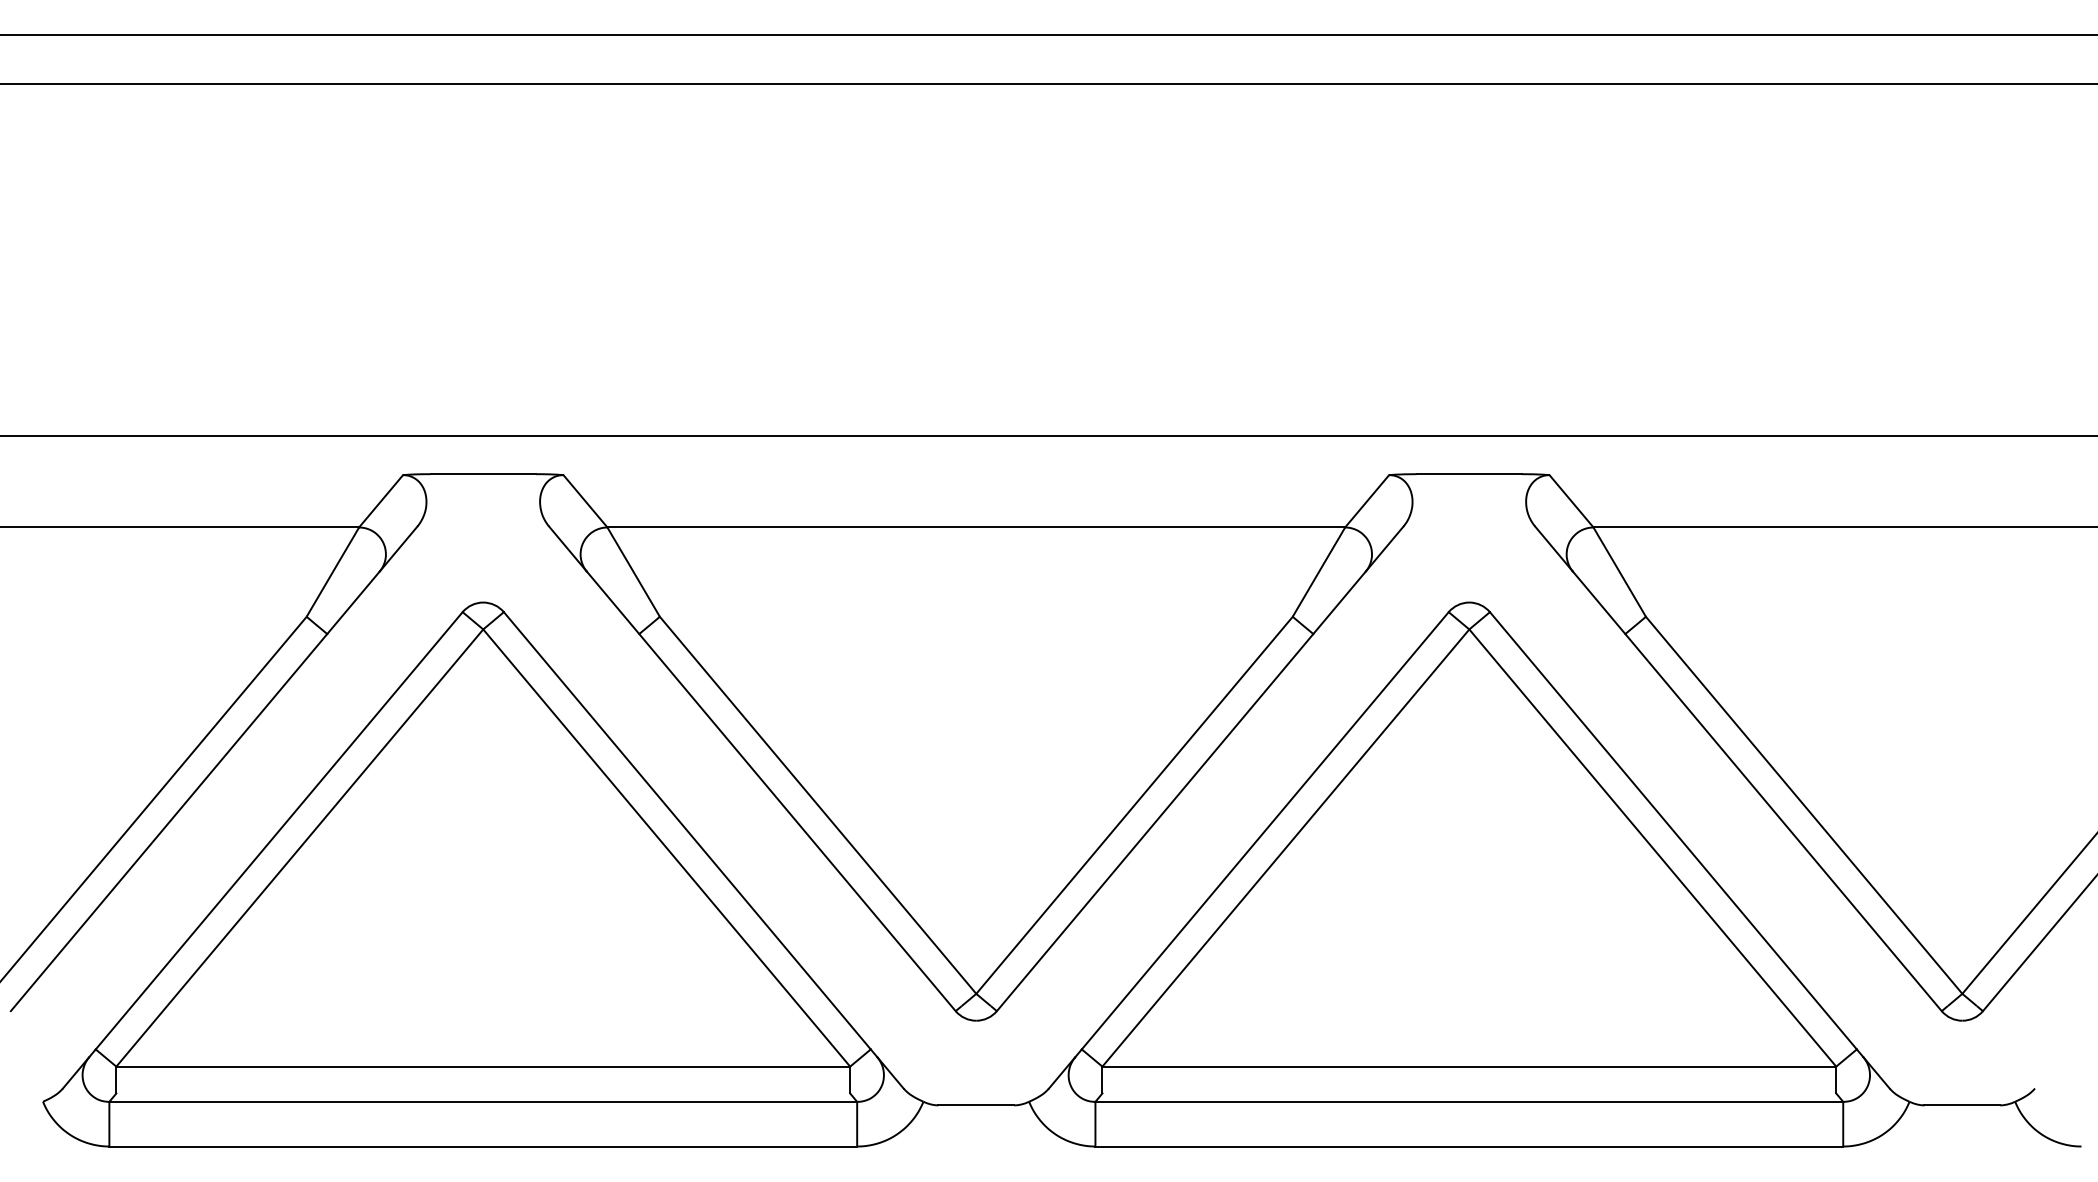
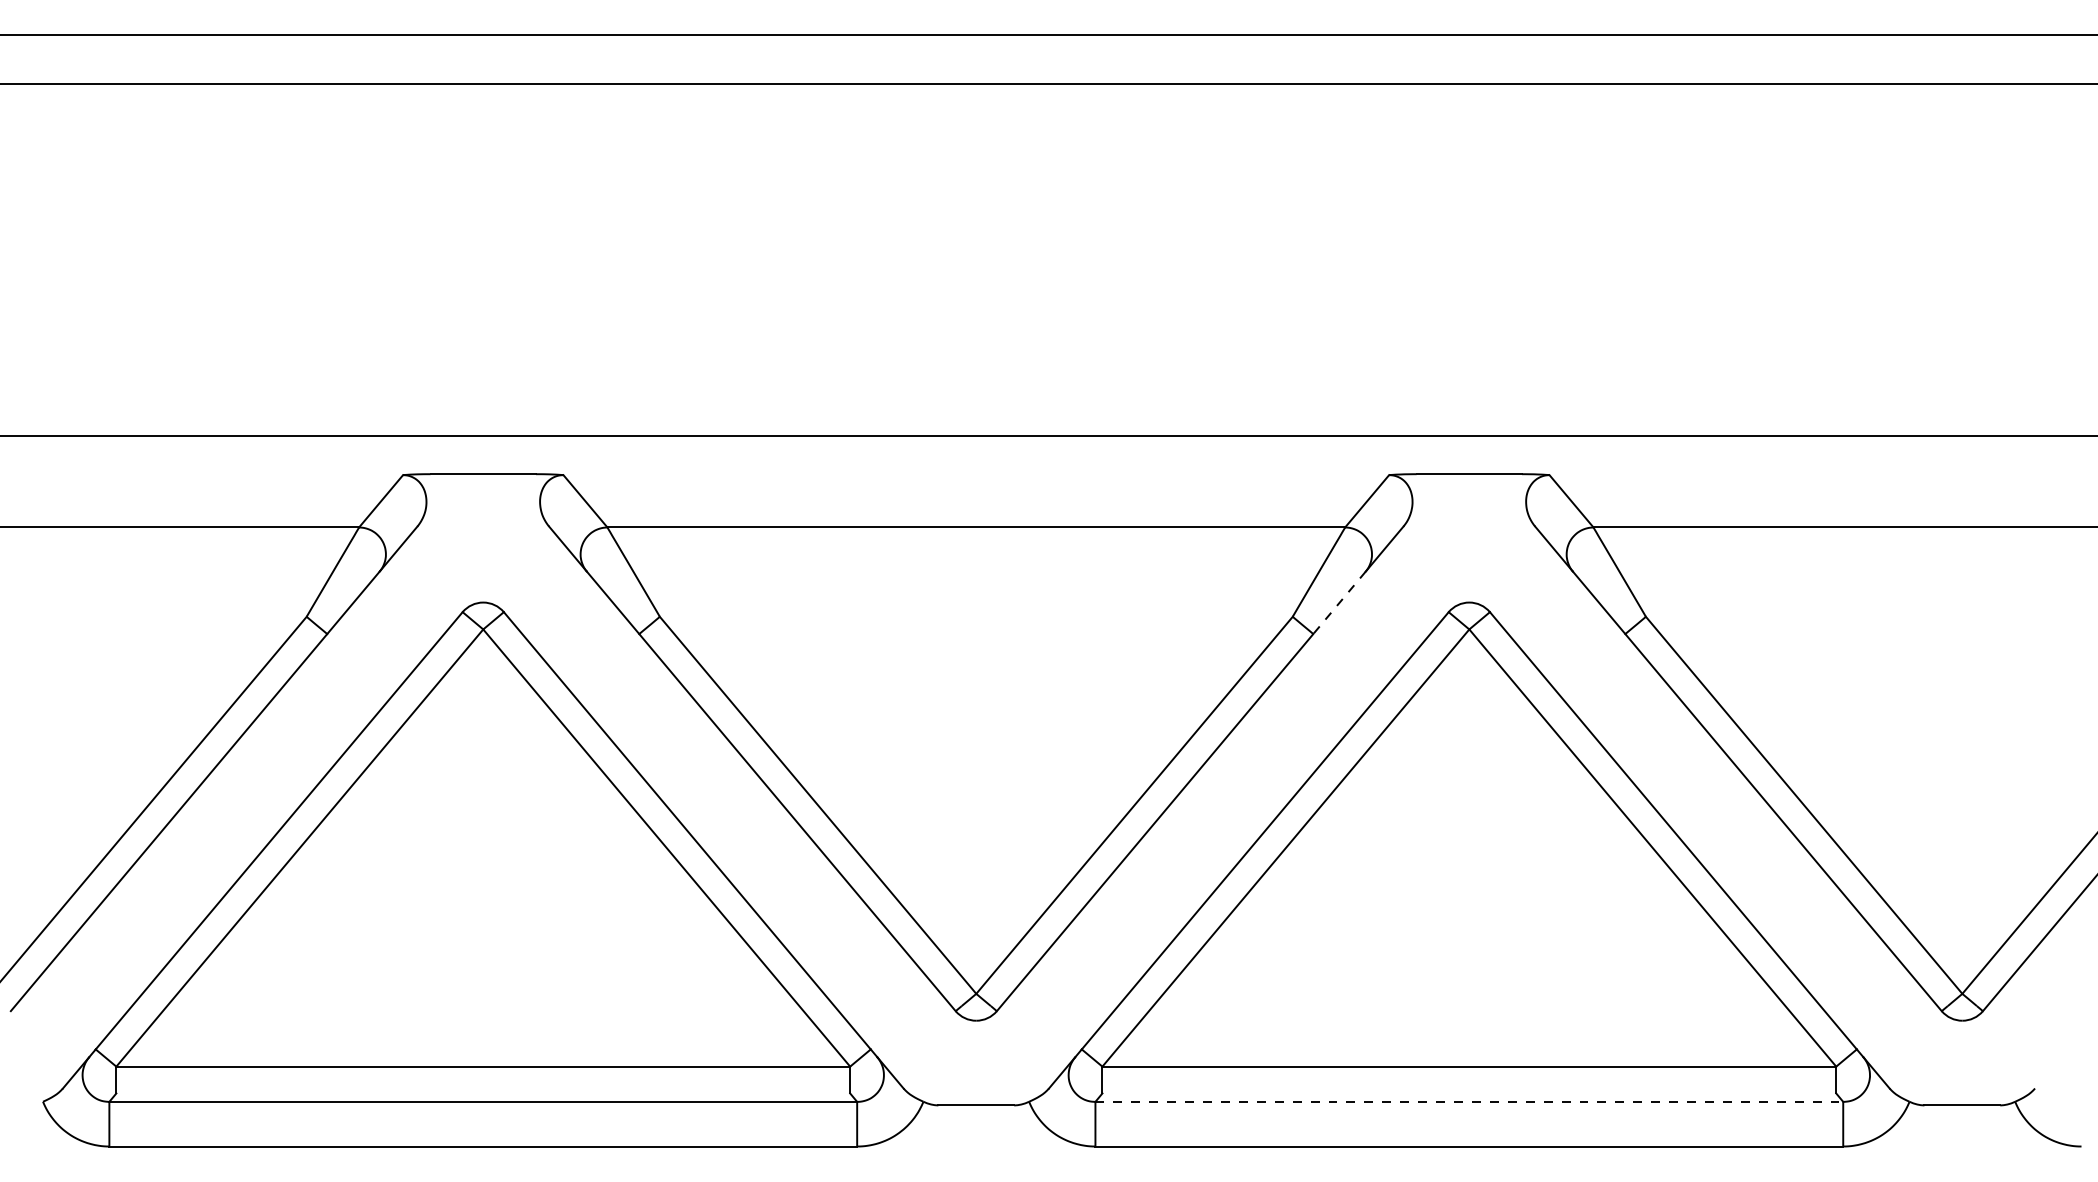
line: solid -> dashed (1339, 602)
line: solid -> dashed (1469, 1101)
